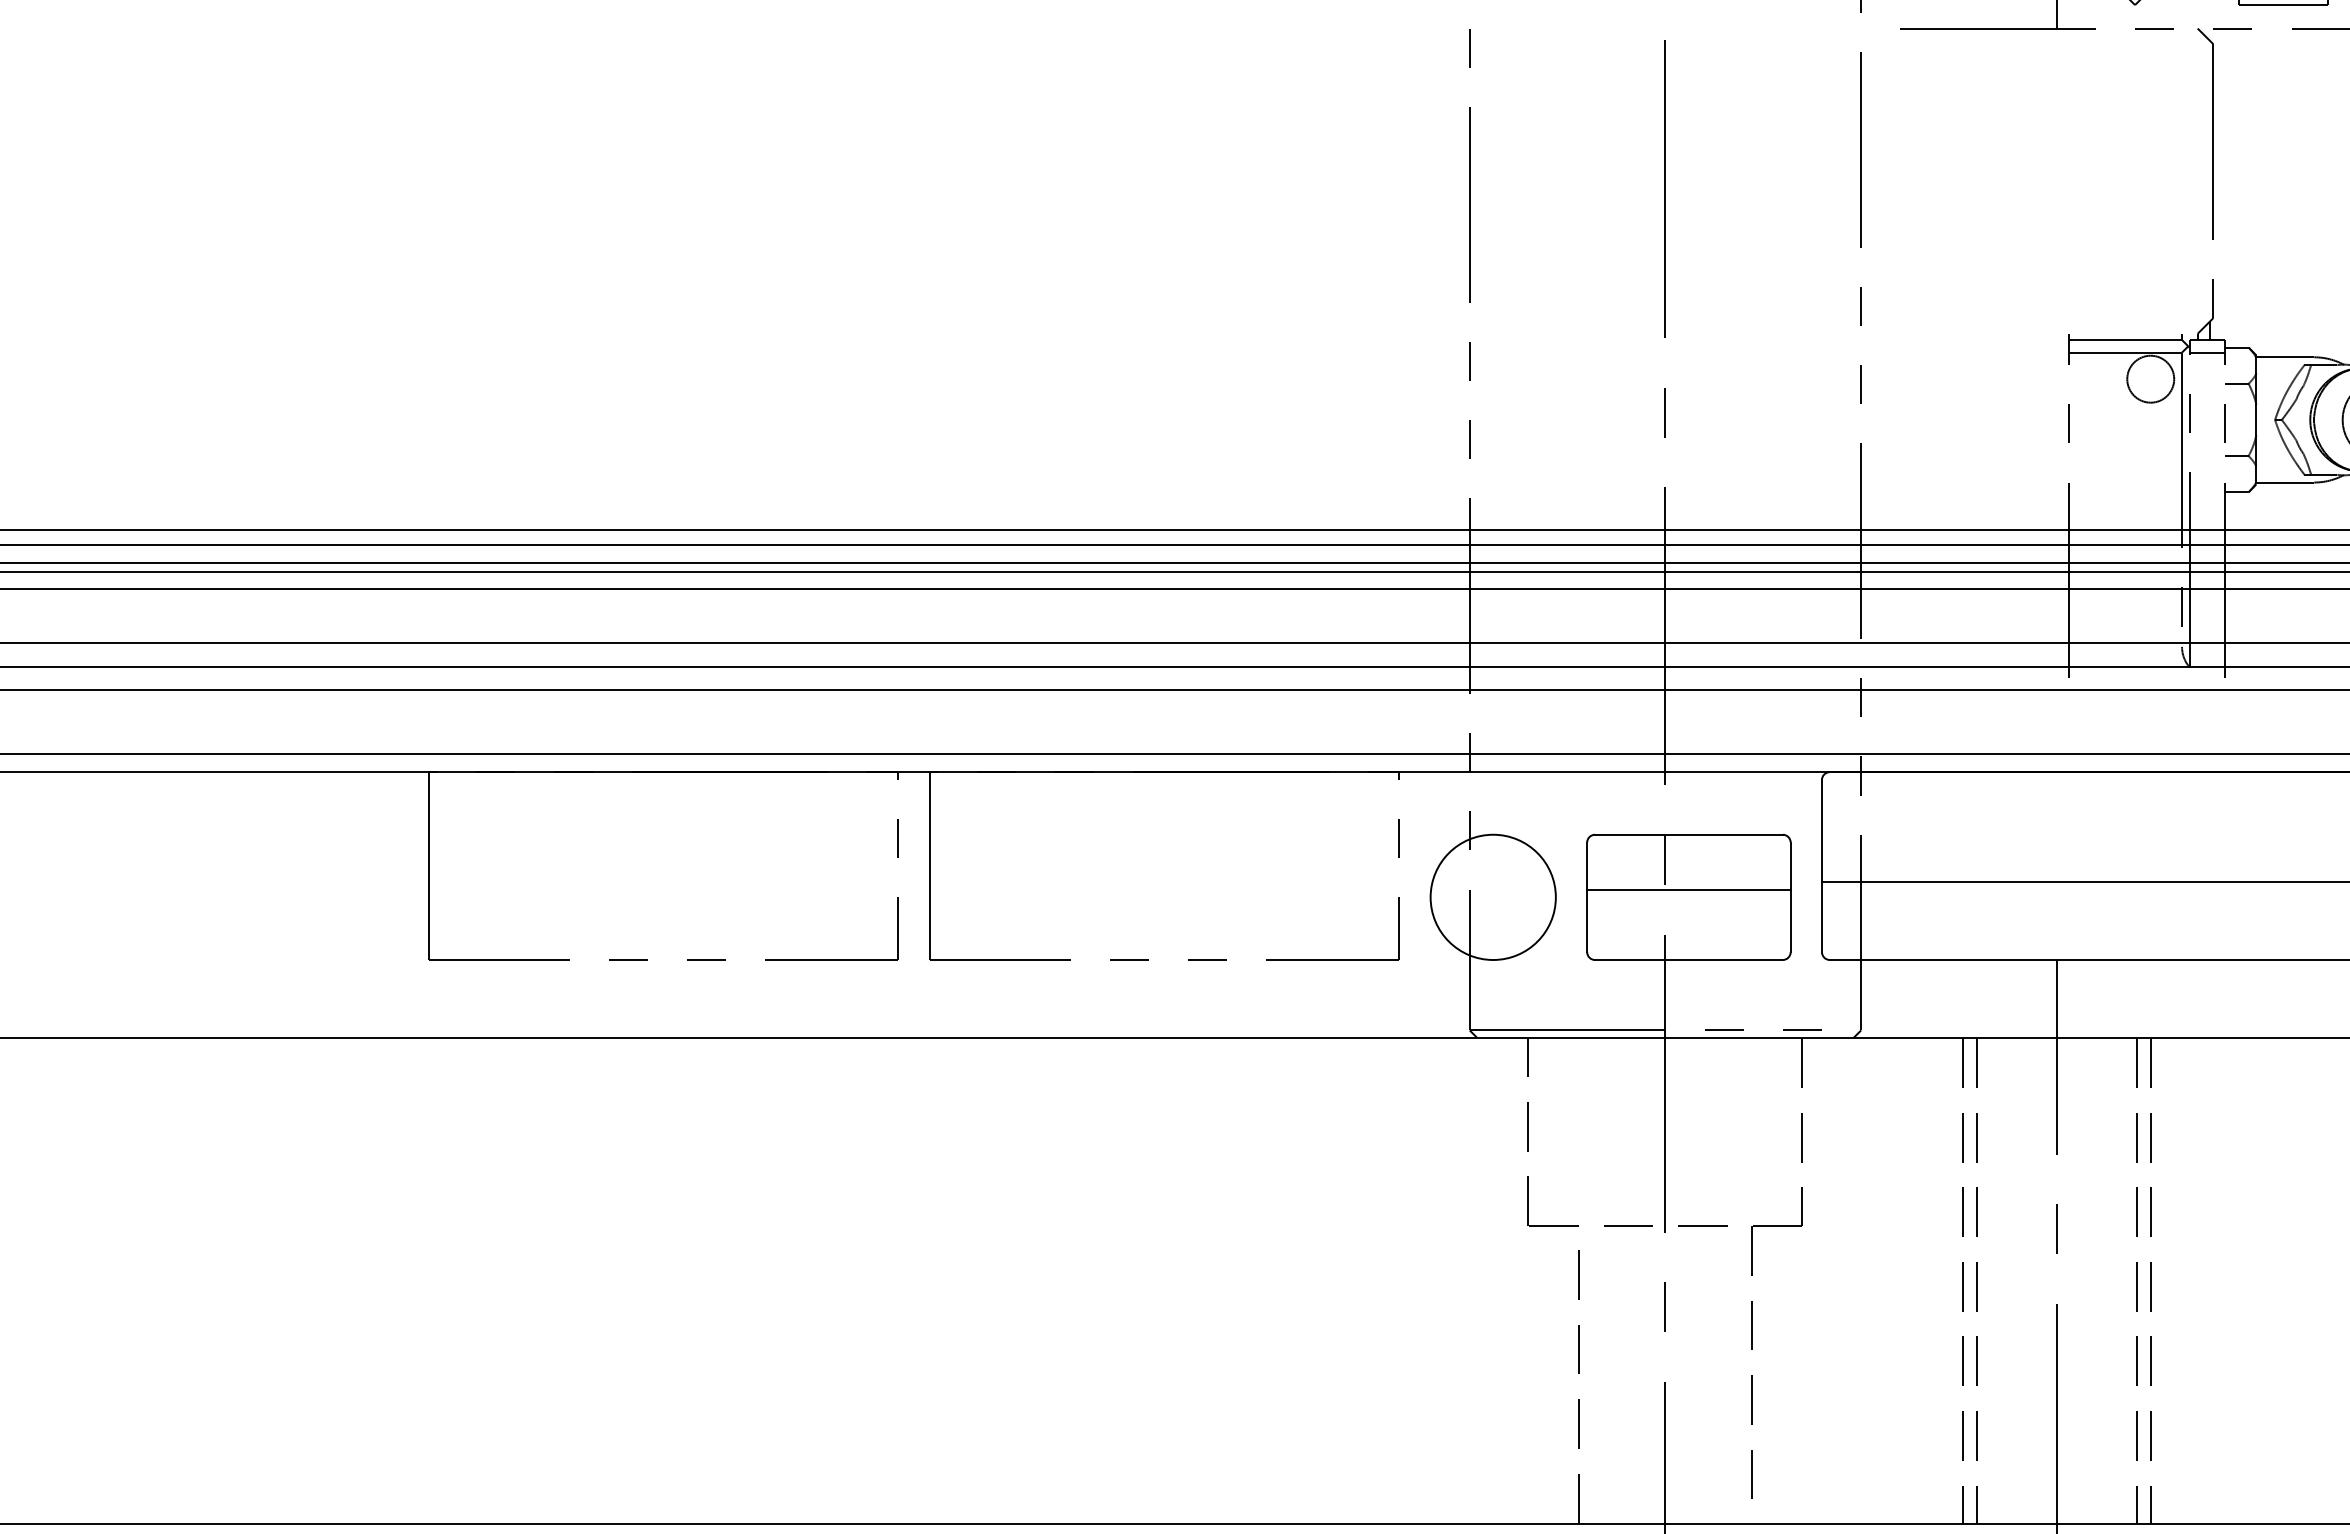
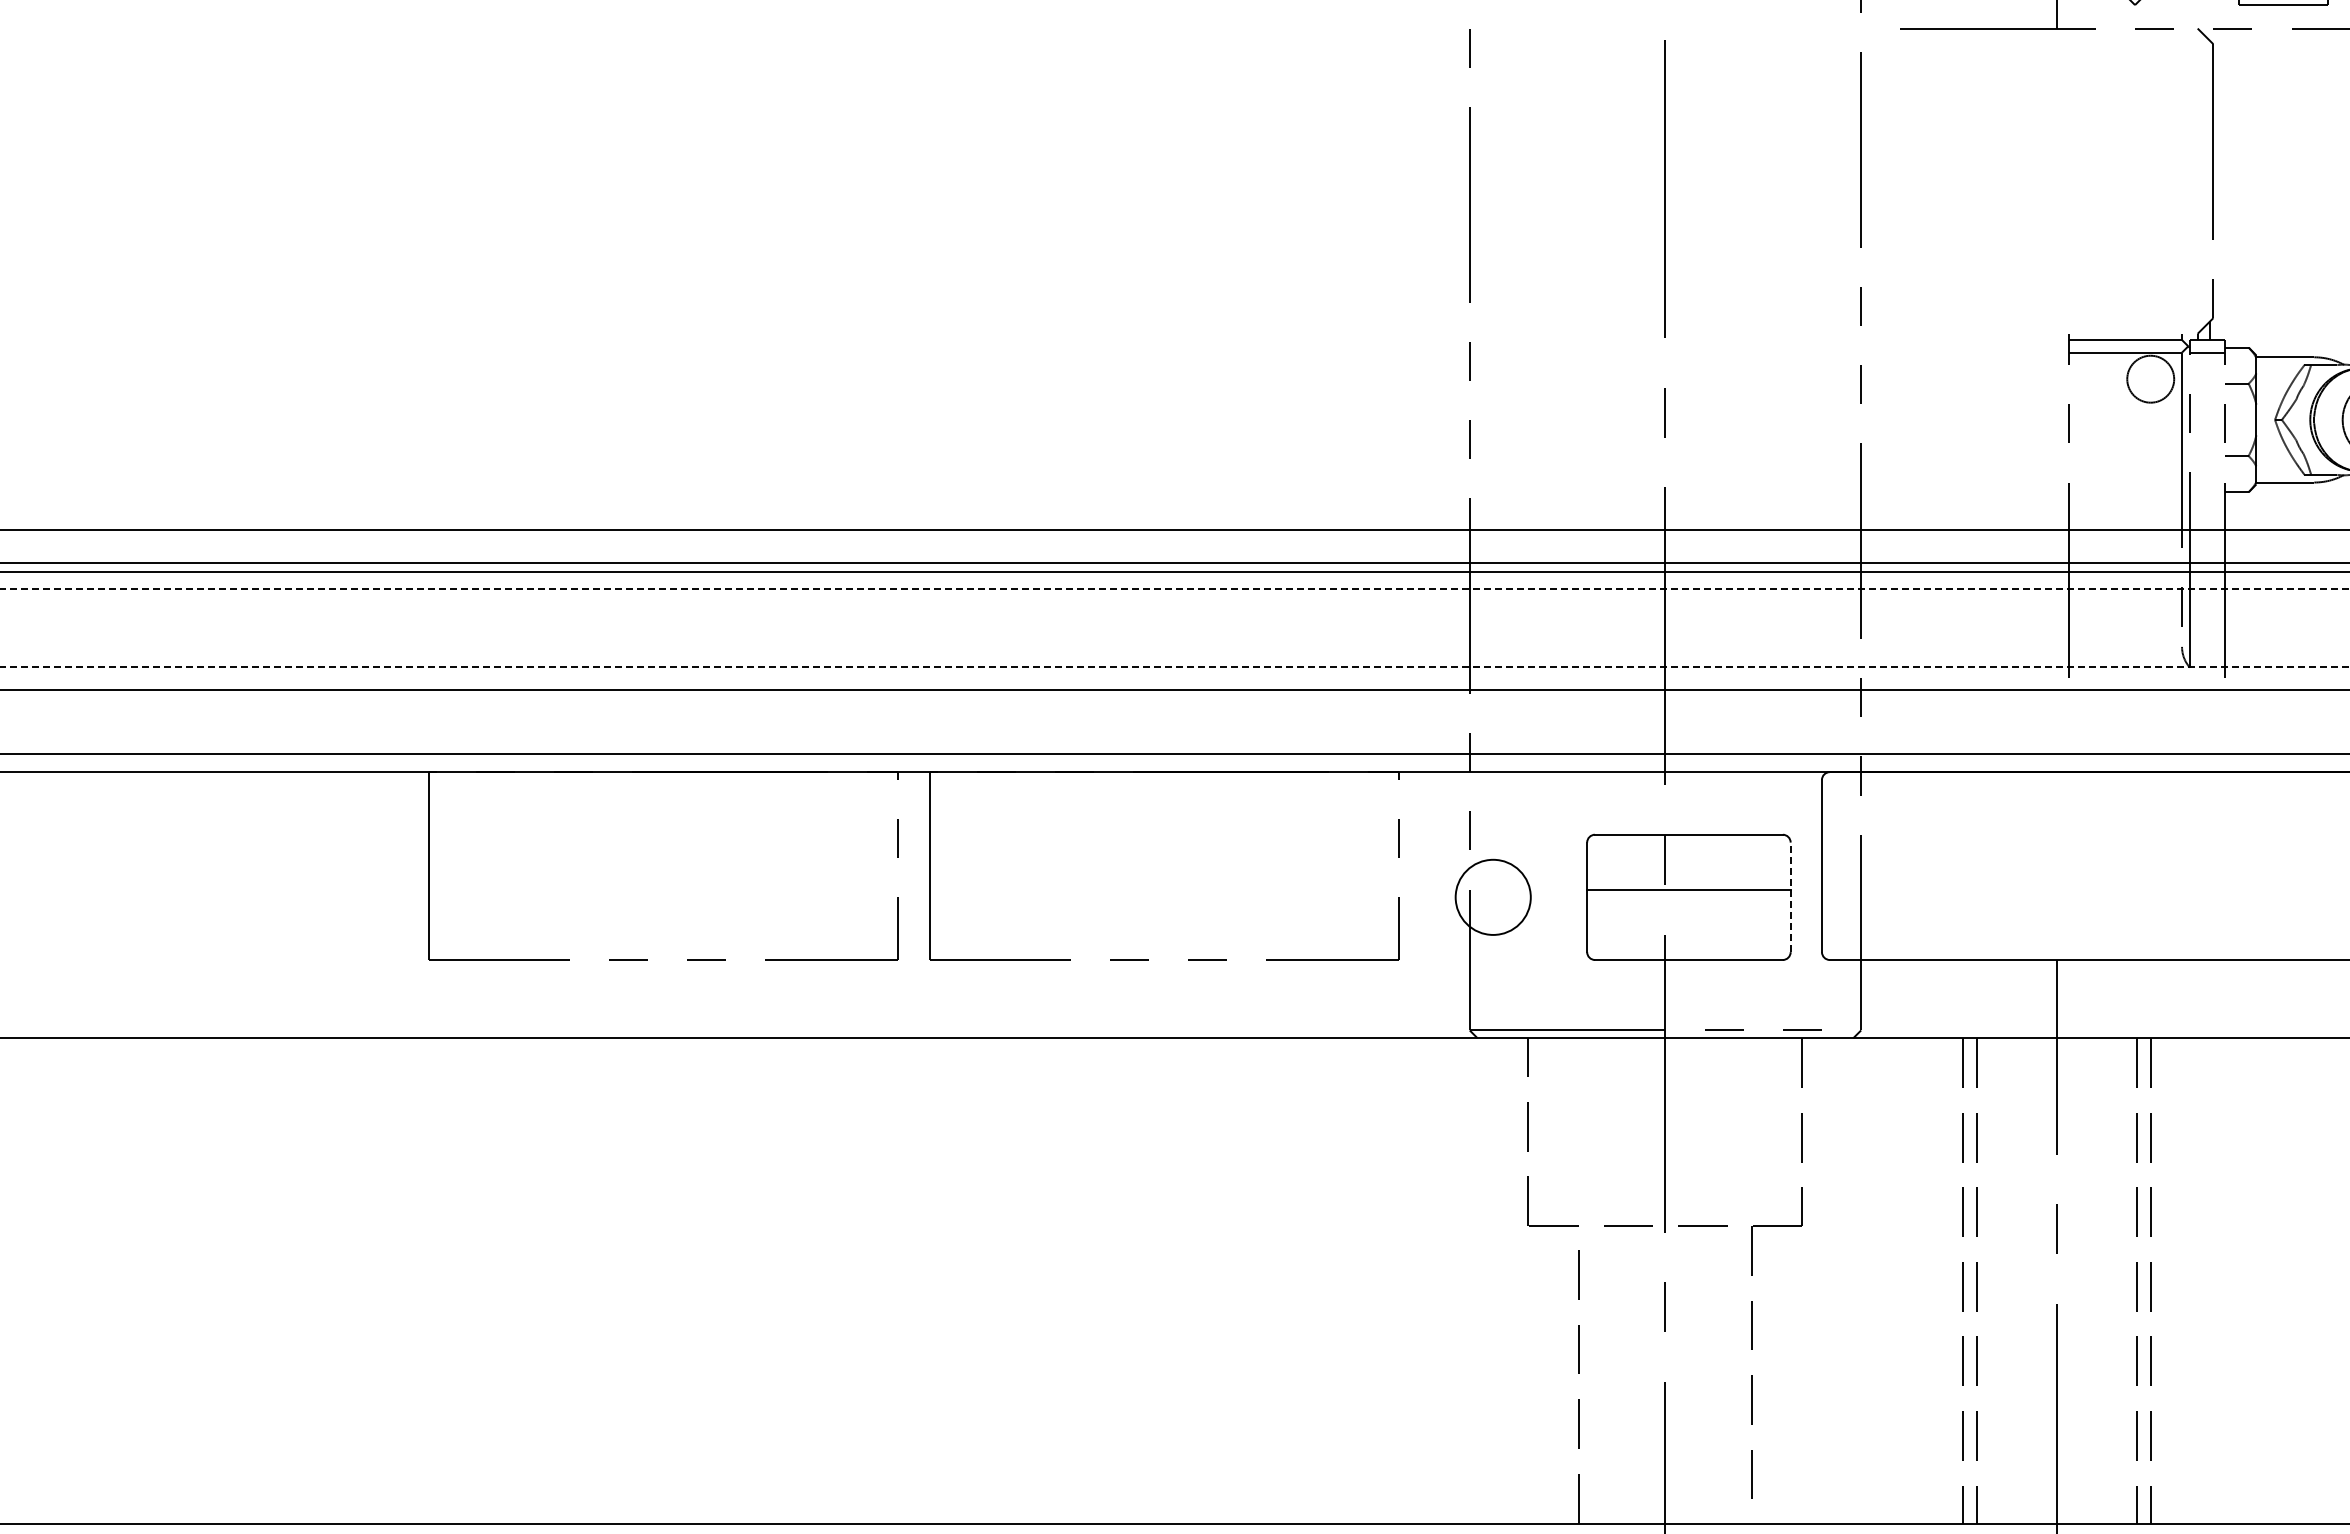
line: present -> none (1174, 544)
line: solid -> dashed (1174, 589)
line: present -> none (1174, 643)
line: solid -> dashed (1174, 667)
line: present -> none (2083, 881)
circle diameter: 125 px -> 75 px (1492, 896)
line: solid -> dashed (1790, 897)
